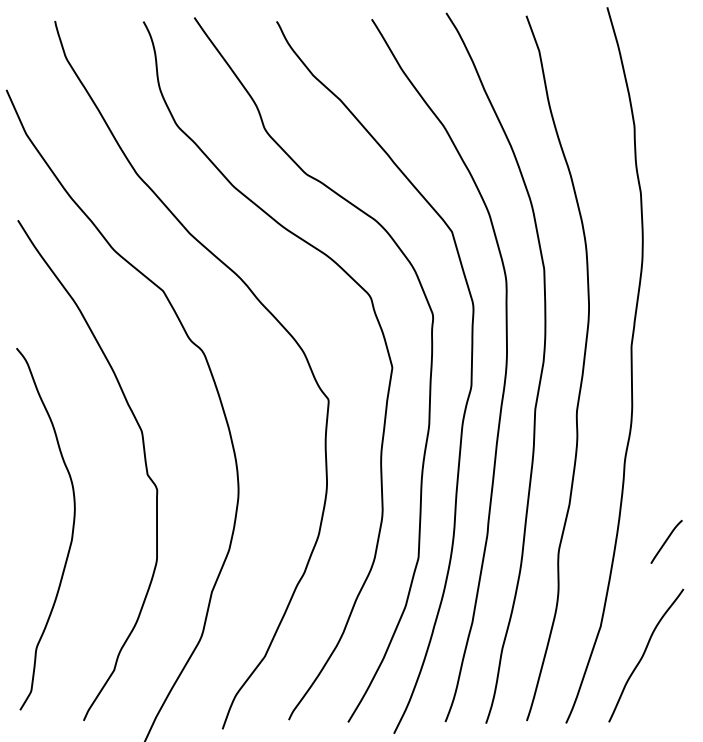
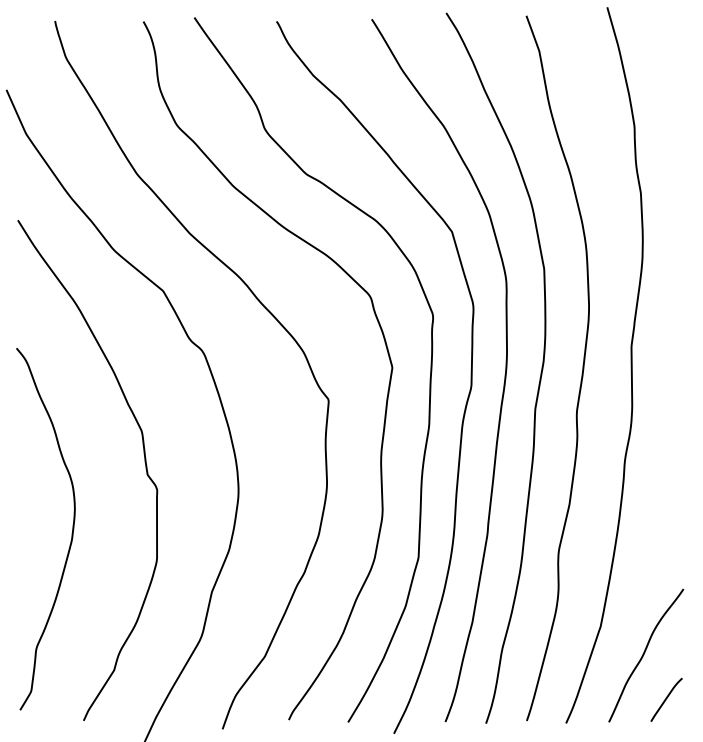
curve position: (666, 541) -> (666, 699) (666, 699)
